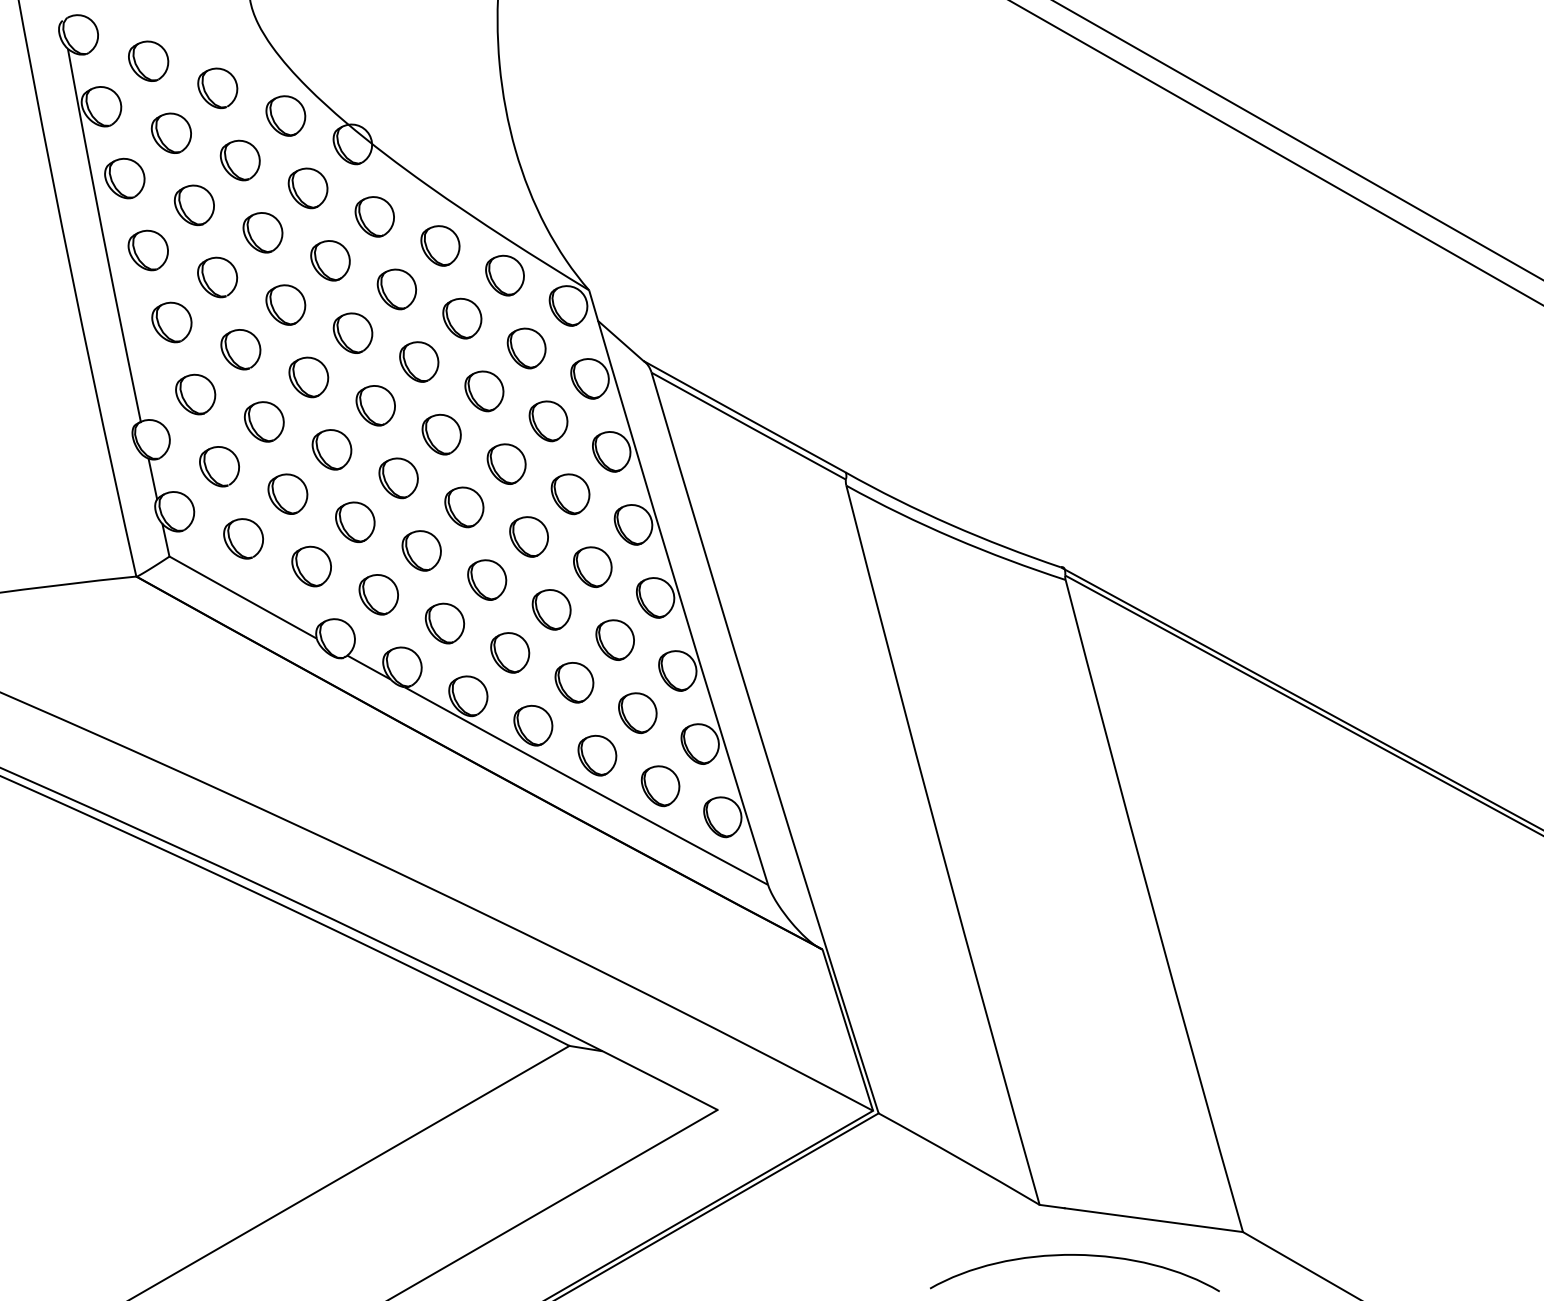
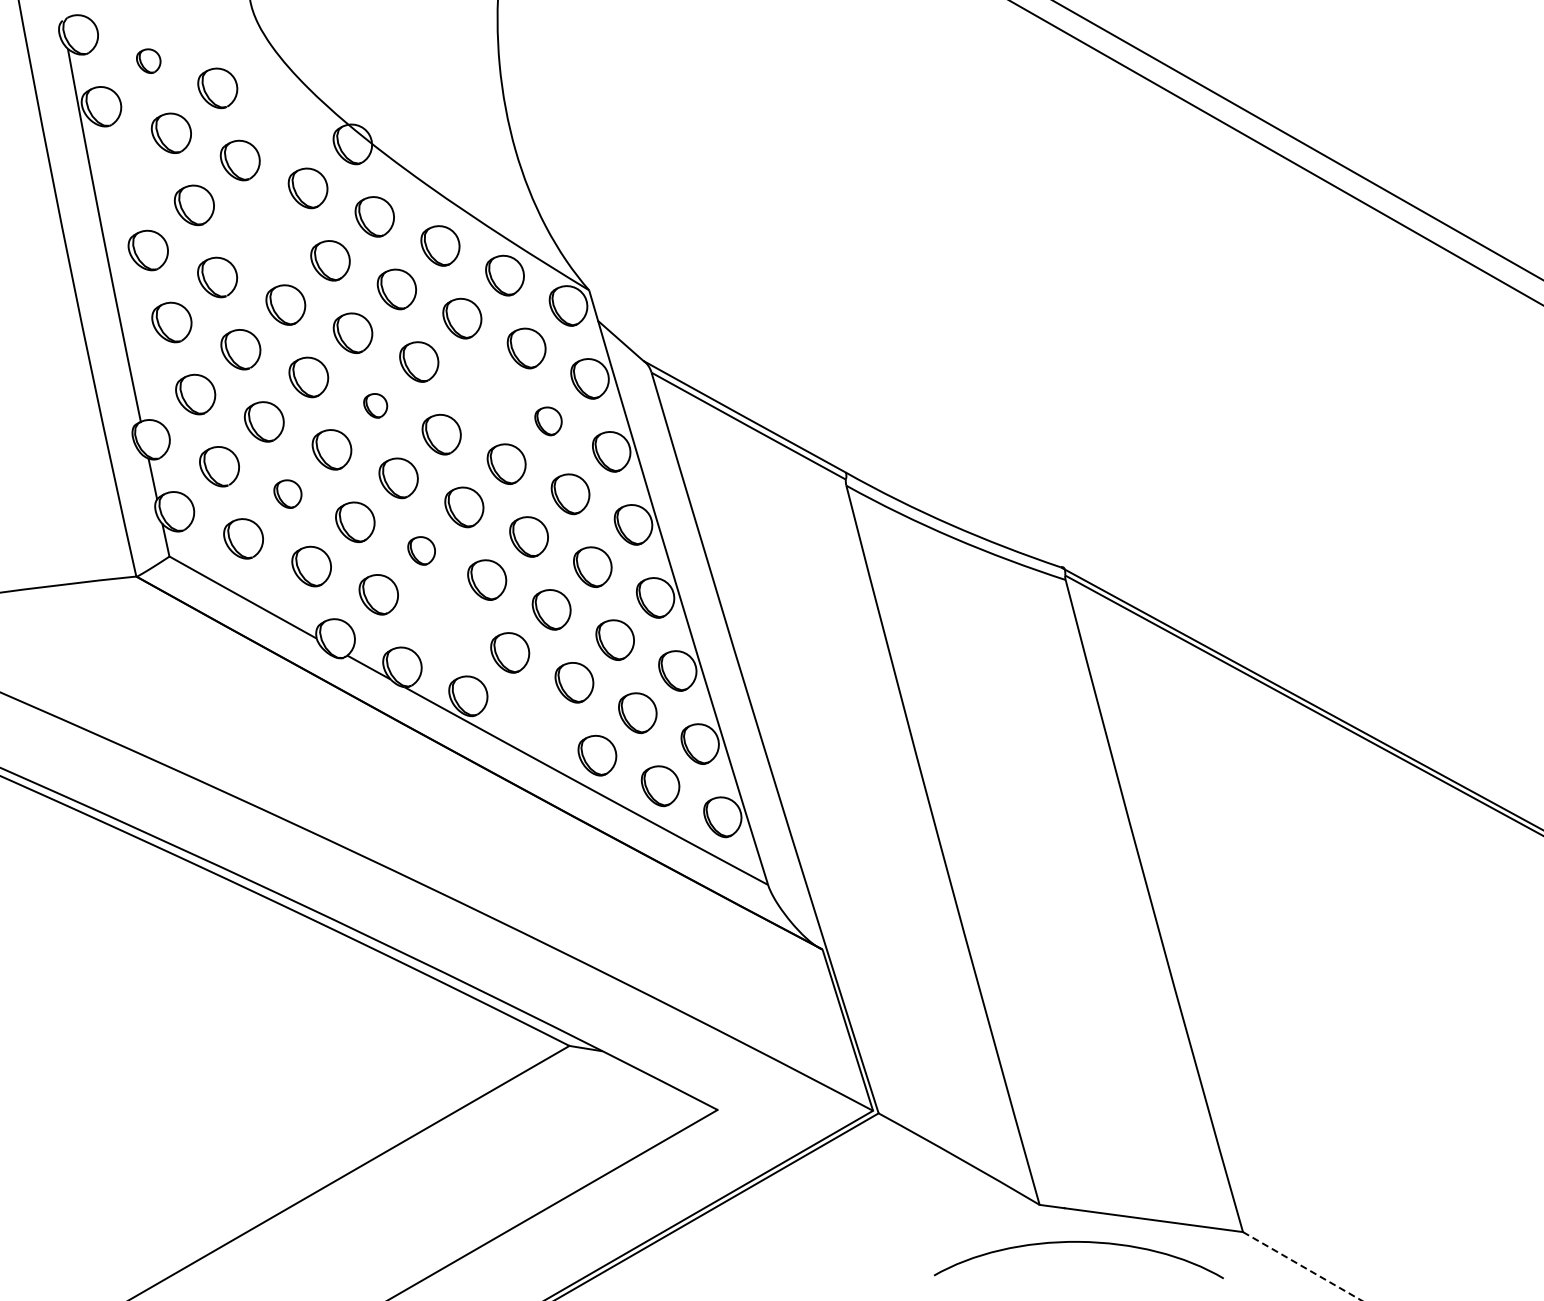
part size: 42x42 px -> 26x26 px (148, 60)
part: present -> none (285, 115)
part: present -> none (124, 178)
part: present -> none (262, 232)
part: present -> none (484, 391)
part size: 41x42 px -> 26x26 px (375, 405)
part size: 41x43 px -> 29x31 px (548, 421)
part size: 42x42 px -> 30x30 px (287, 493)
part size: 41x42 px -> 29x30 px (421, 550)
part: present -> none (444, 623)
part: present -> none (533, 725)
curve position: (1074, 1255) -> (1078, 1242) (1078, 1242)
line: solid -> dashed (1302, 1266)
